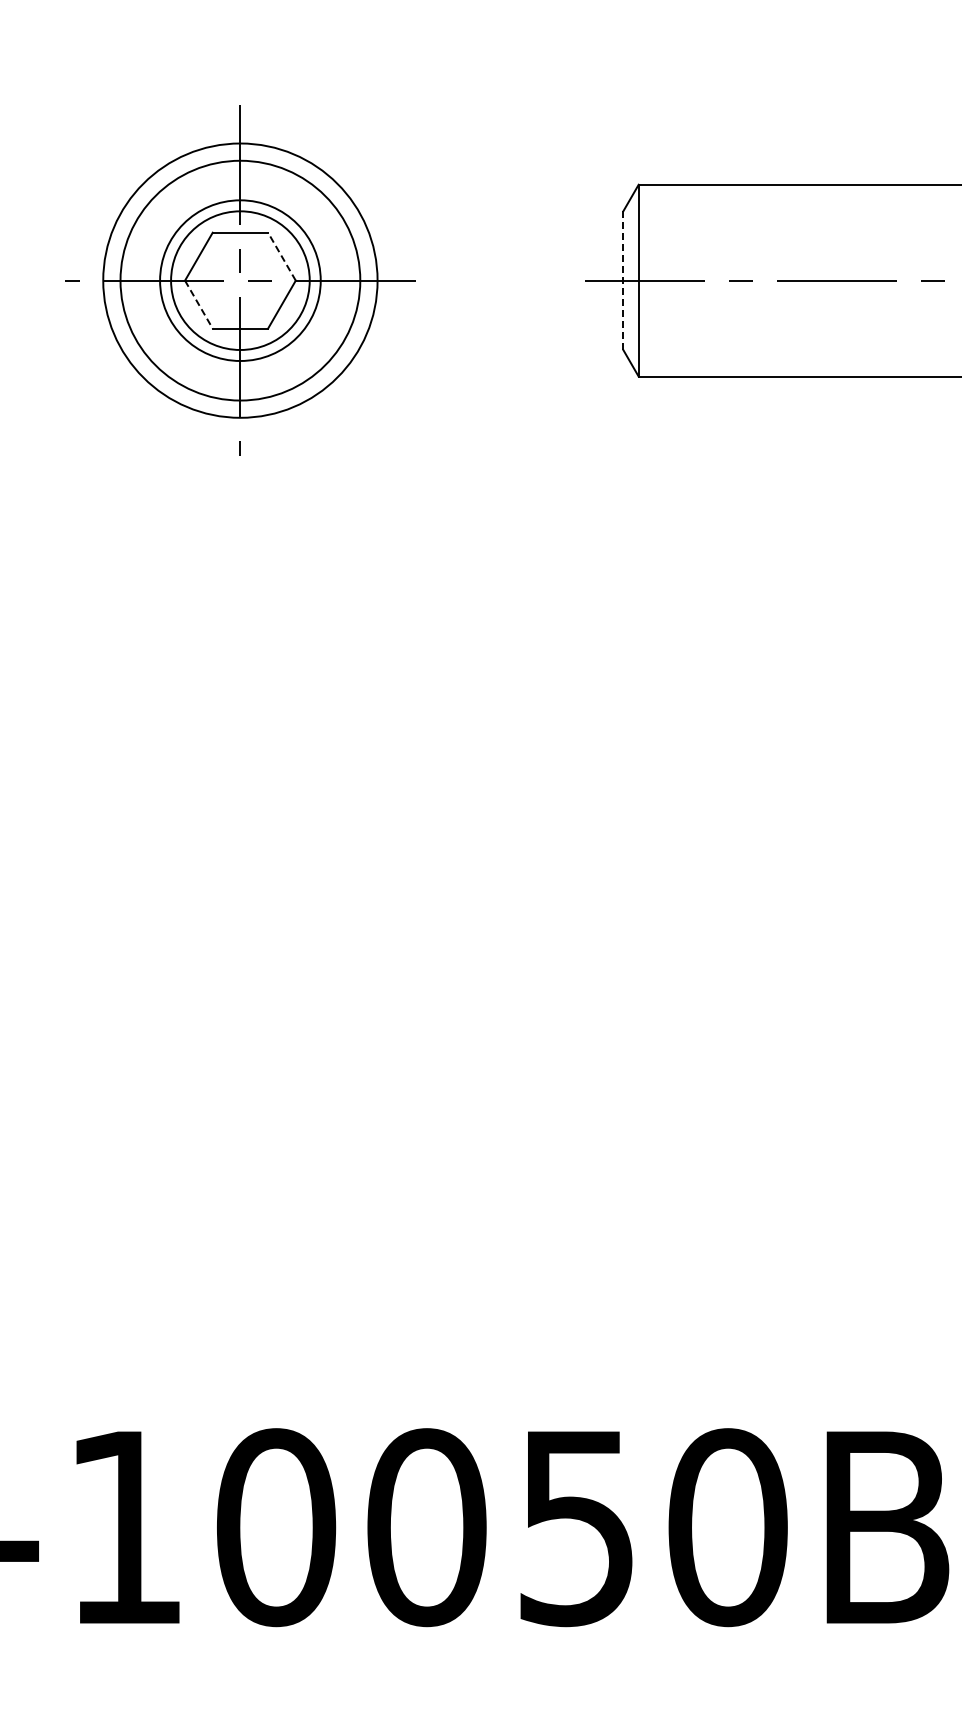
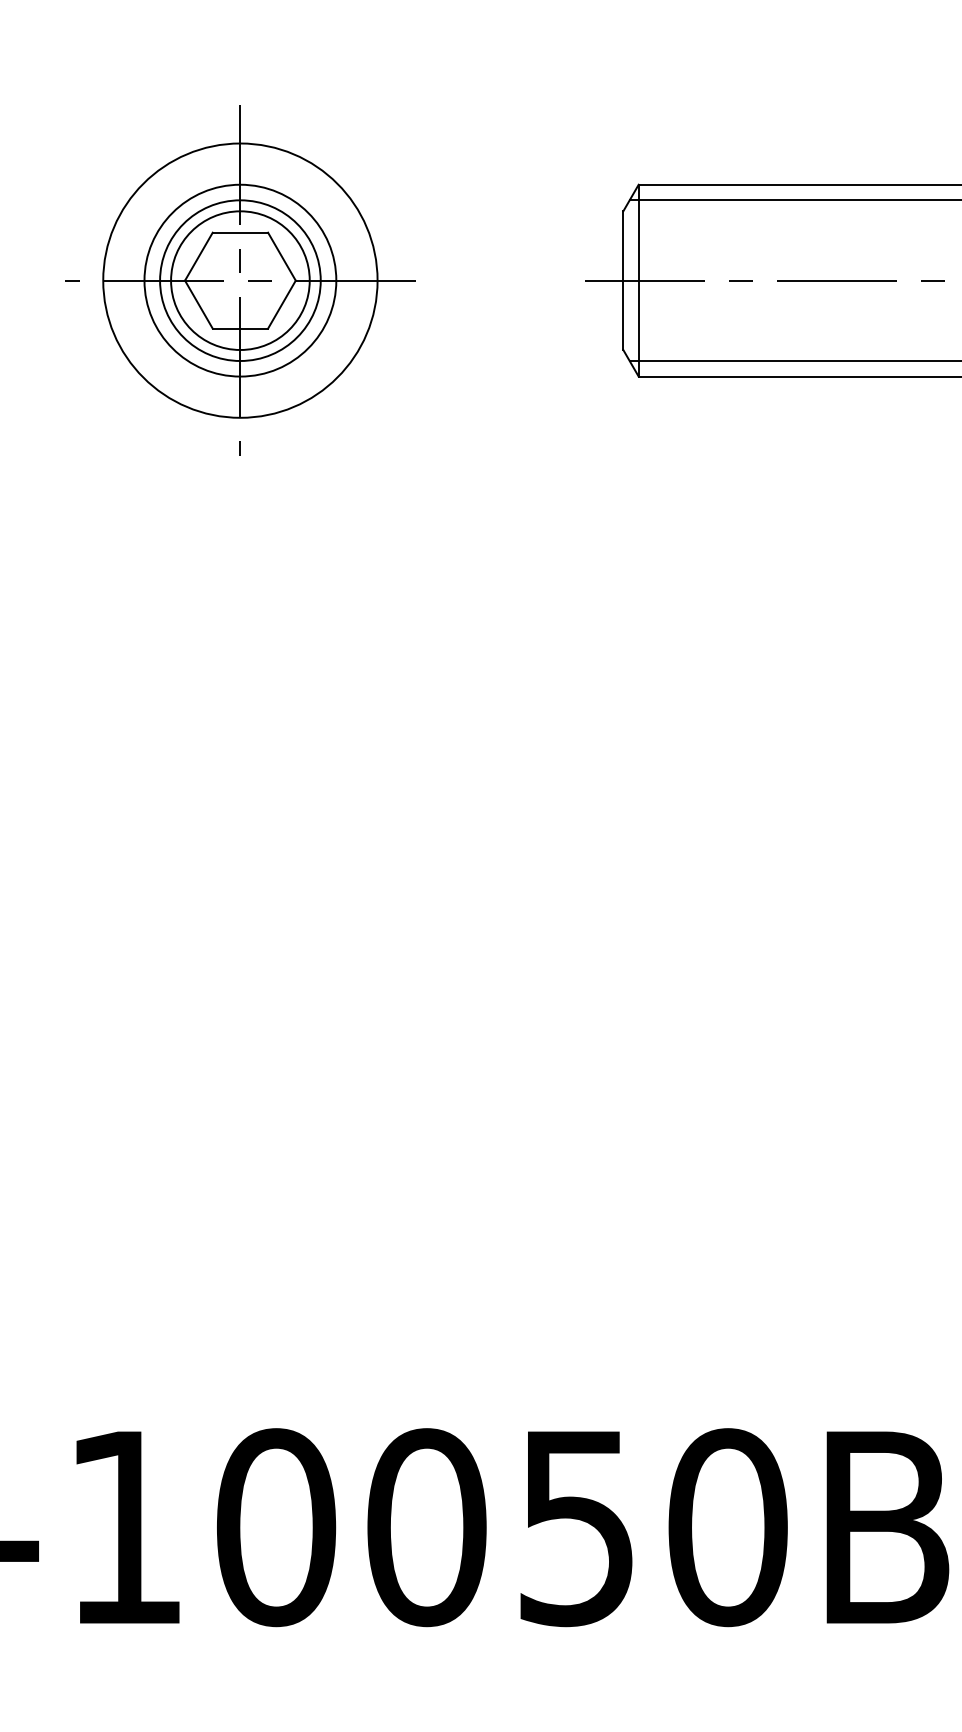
line: none -> present (793, 200)
line: dashed -> solid (281, 256)
circle diameter: 240 px -> 192 px (240, 280)
line: dashed -> solid (623, 280)
line: dashed -> solid (198, 304)
line: none -> present (793, 361)
